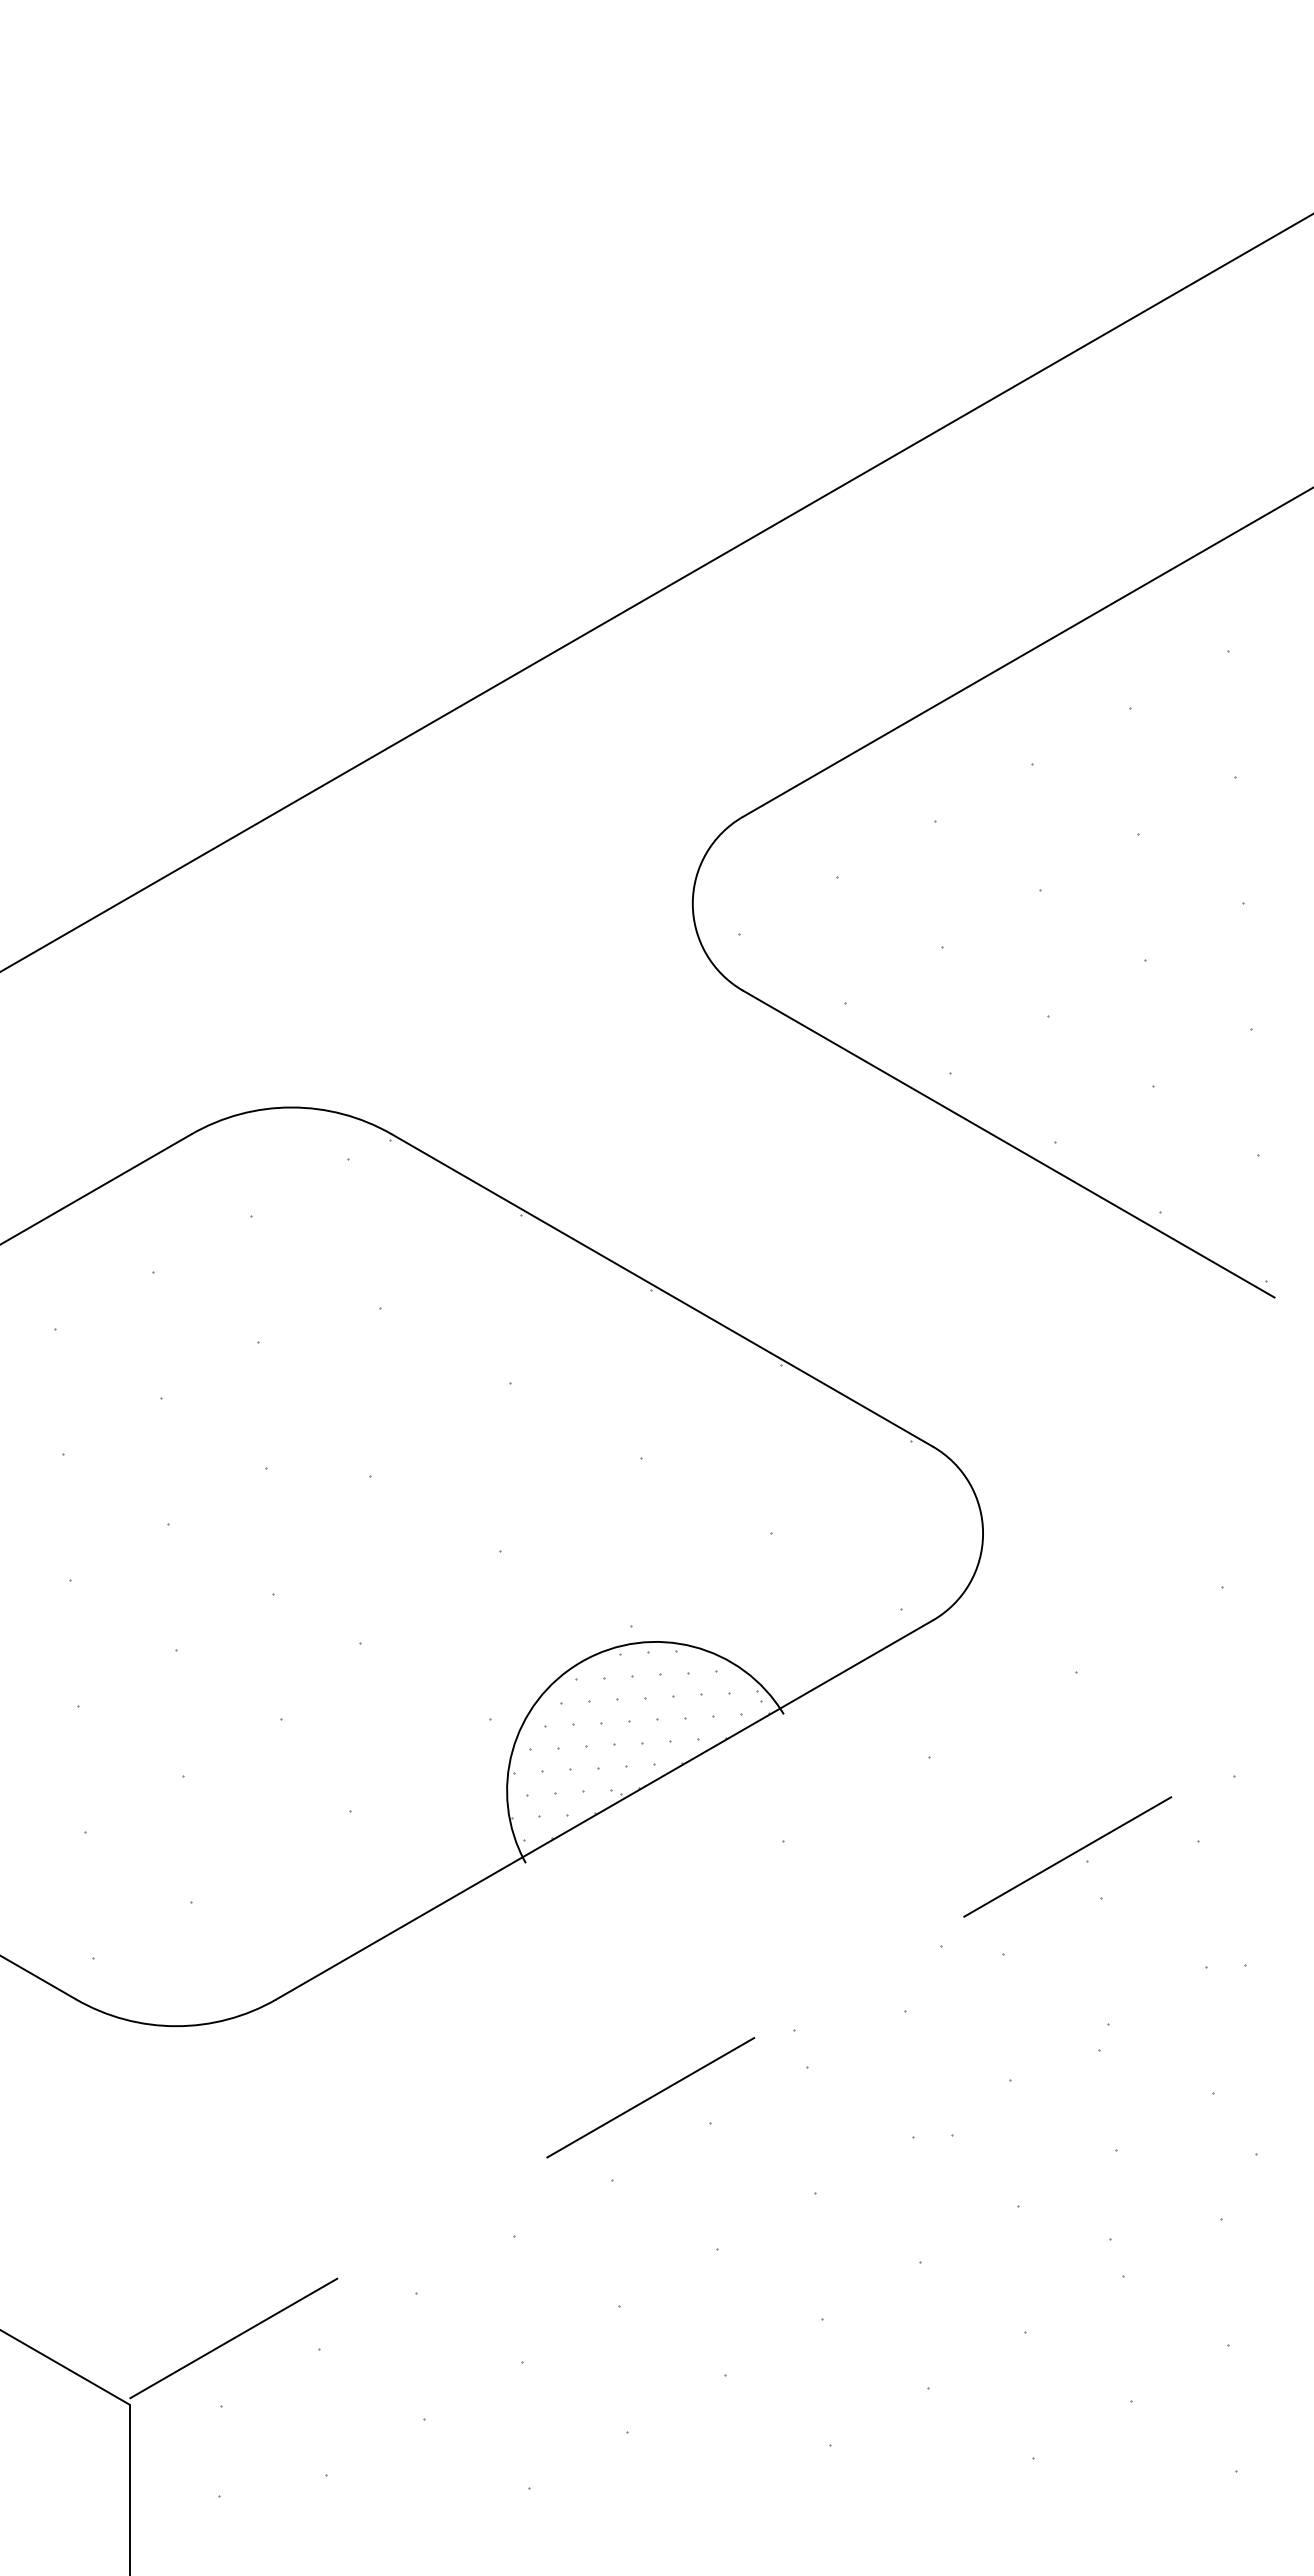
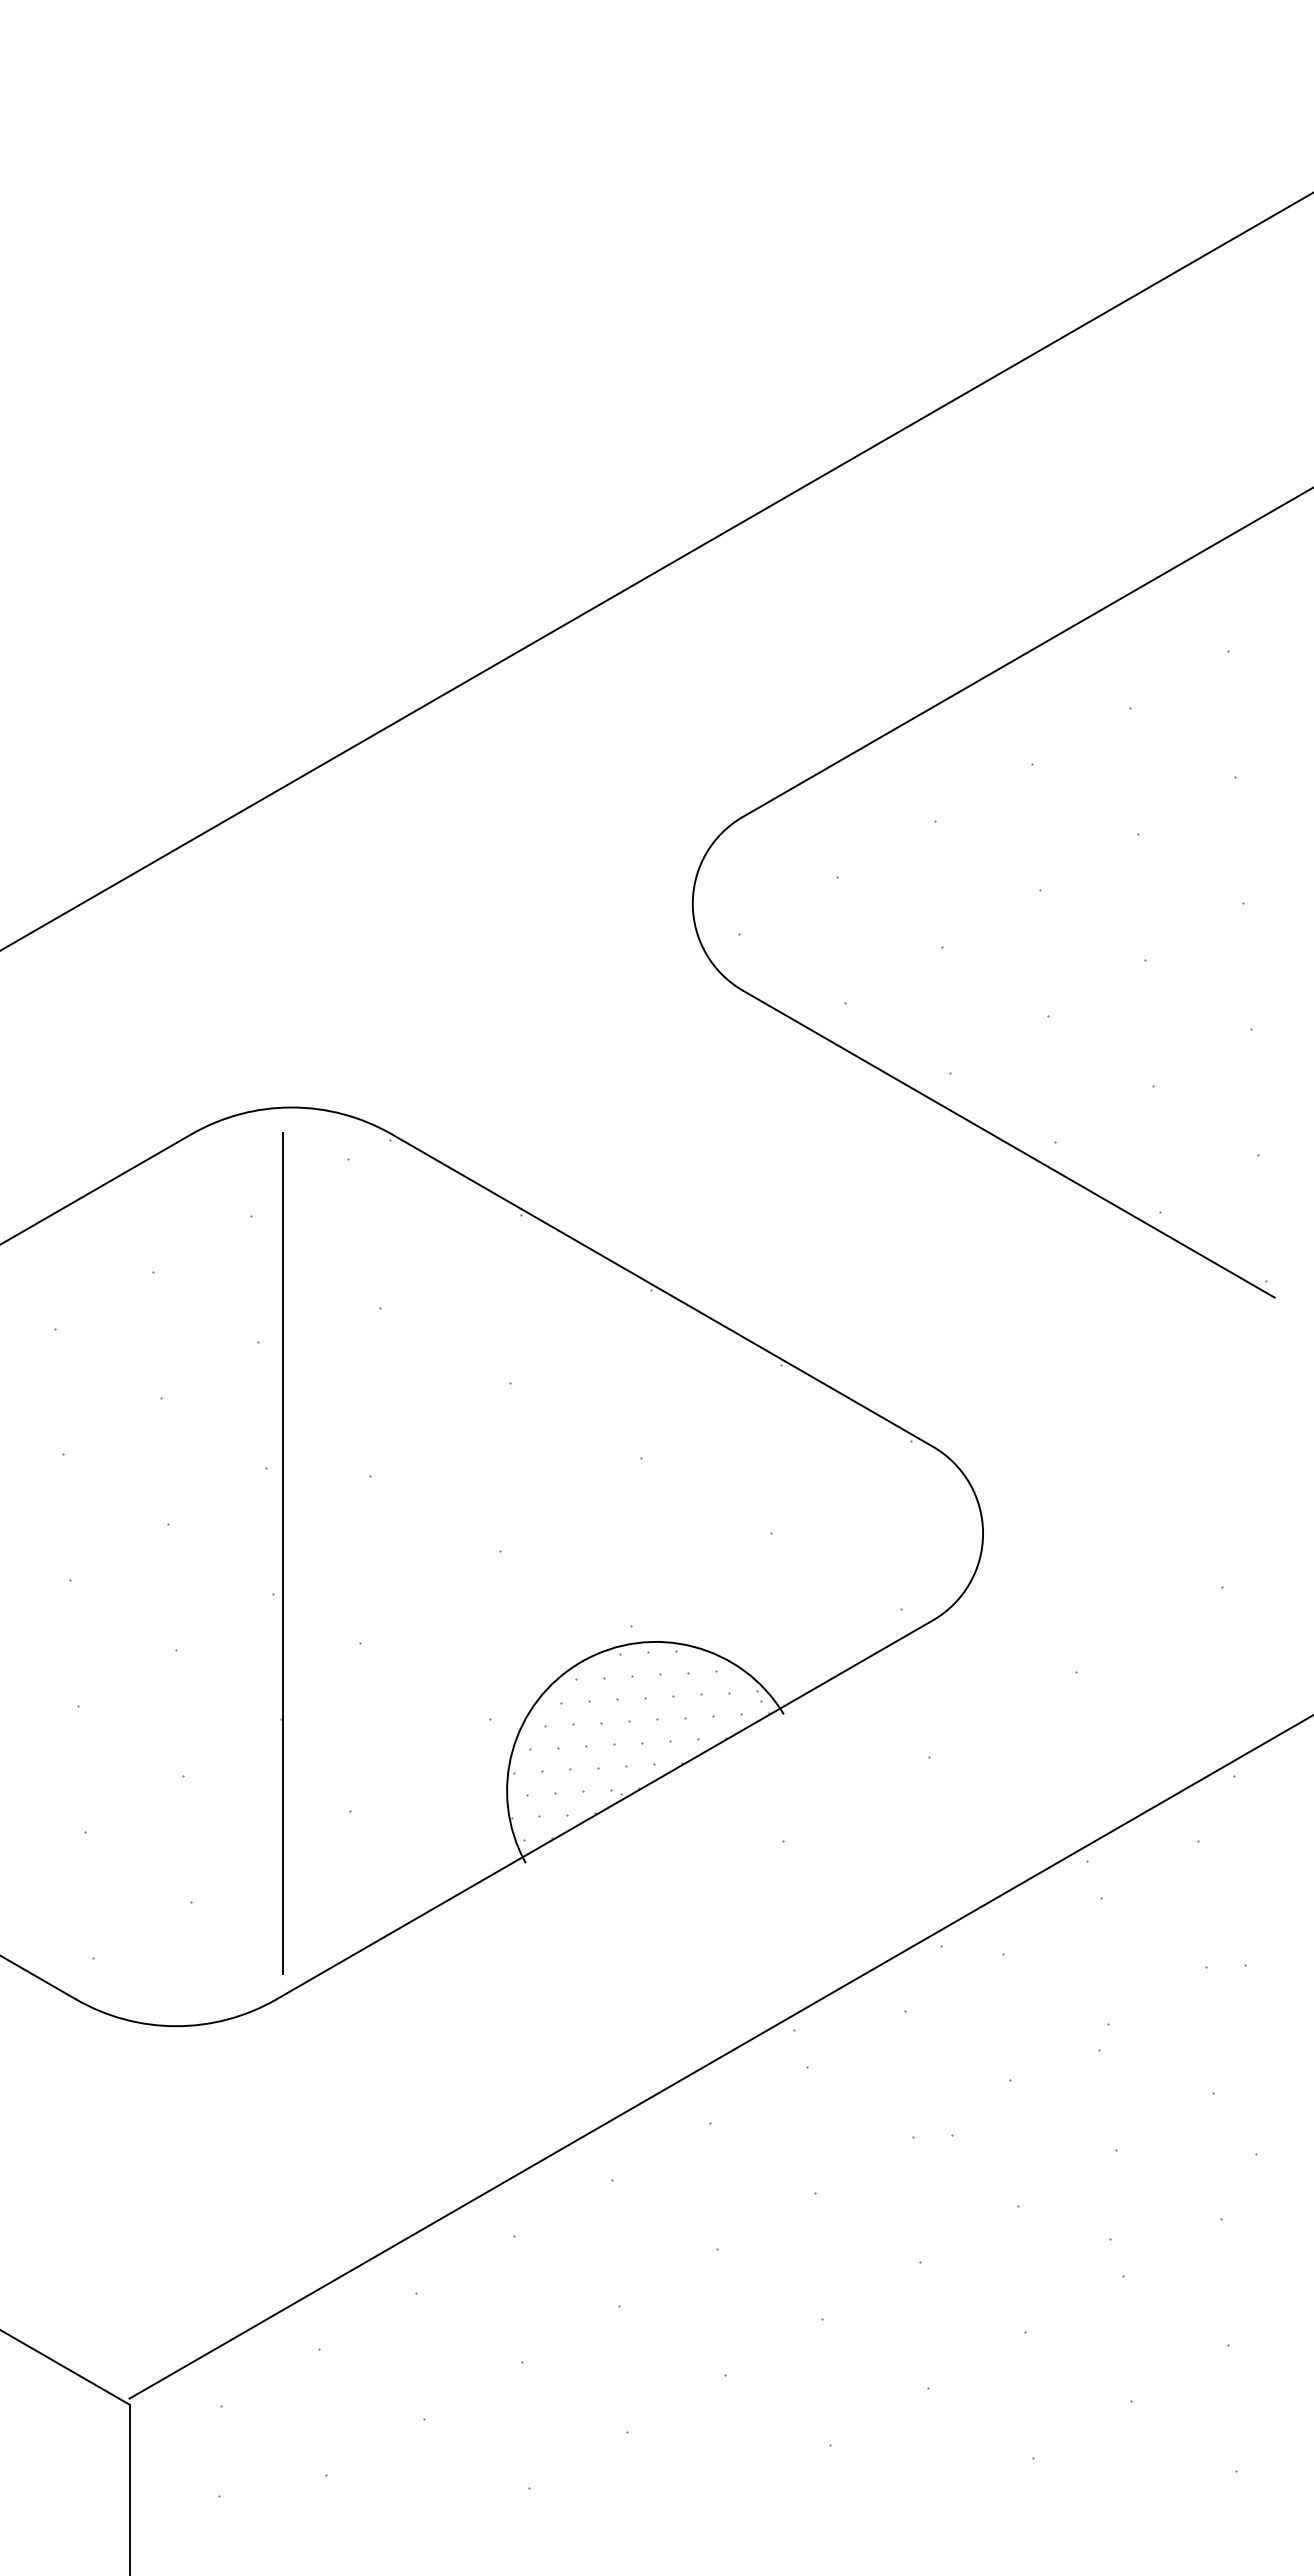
line position: (656, 592) -> (656, 571) (656, 571)
line: none -> present (283, 1553)
line: dashed -> solid (721, 2056)
